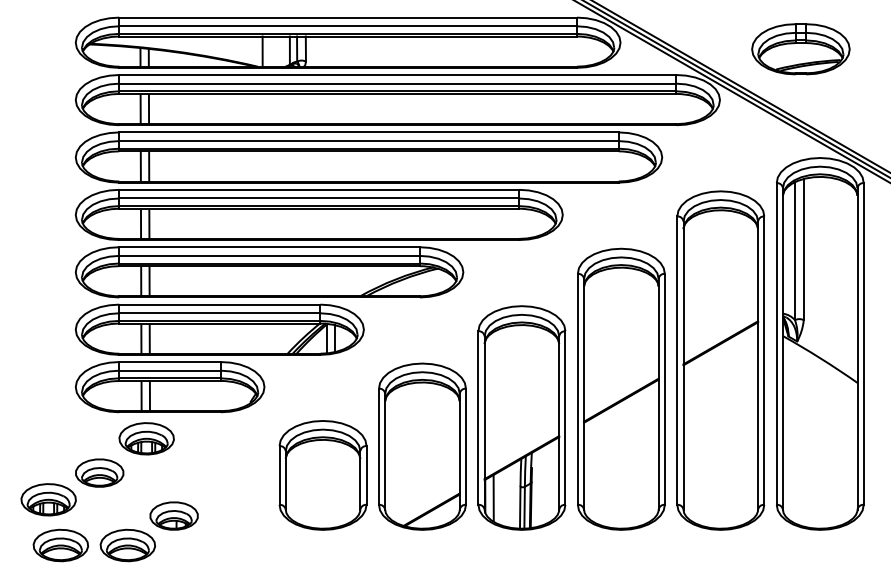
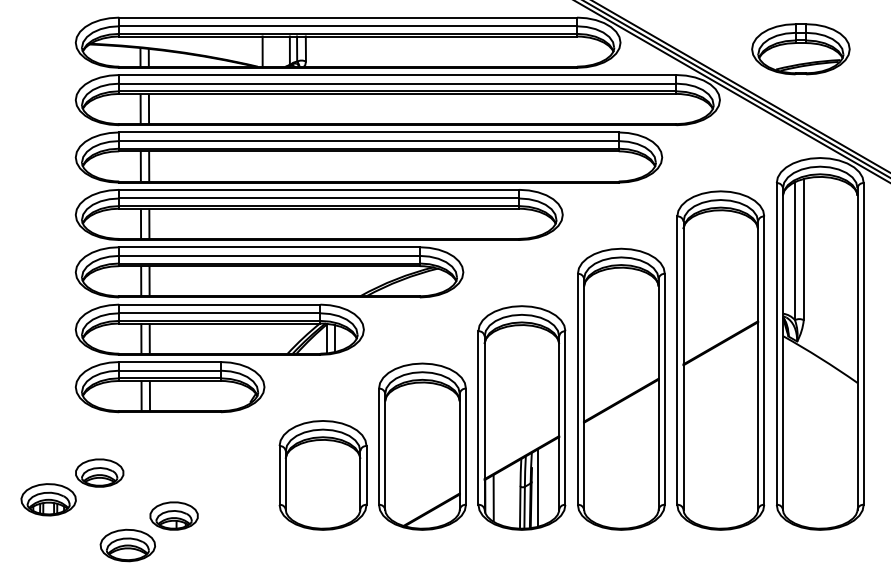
part: present -> none (146, 438)
line: none -> present (537, 487)
part: present -> none (60, 545)
